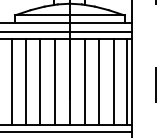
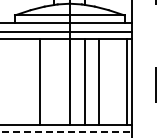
line: present -> none (12, 81)
line: present -> none (26, 81)
line: present -> none (55, 81)
line: present -> none (113, 81)
line: solid -> dashed (66, 132)
